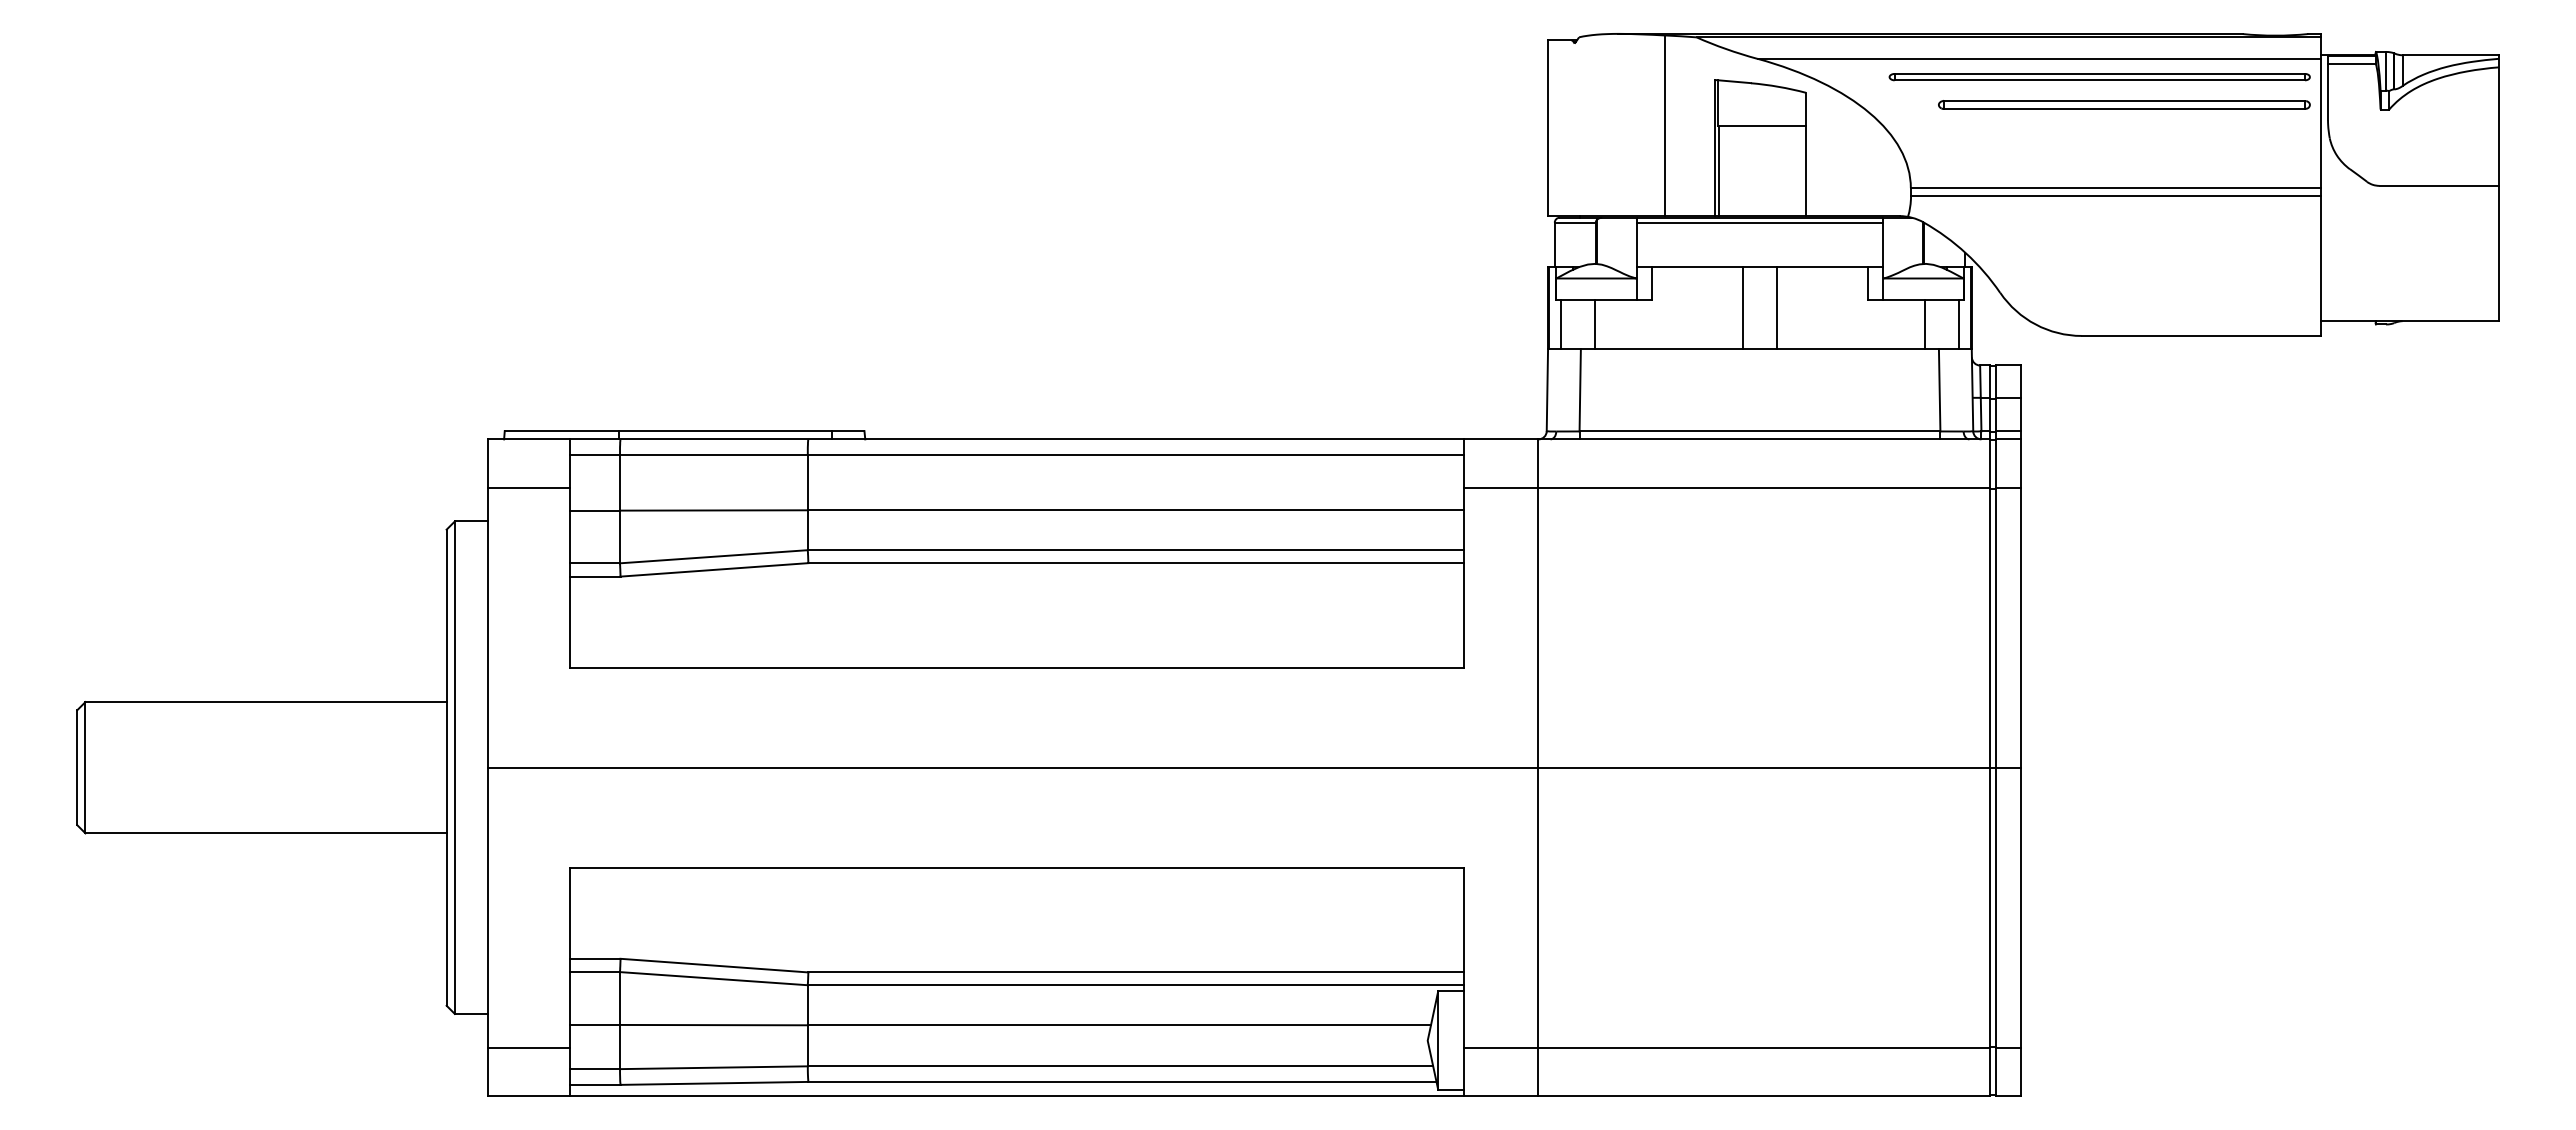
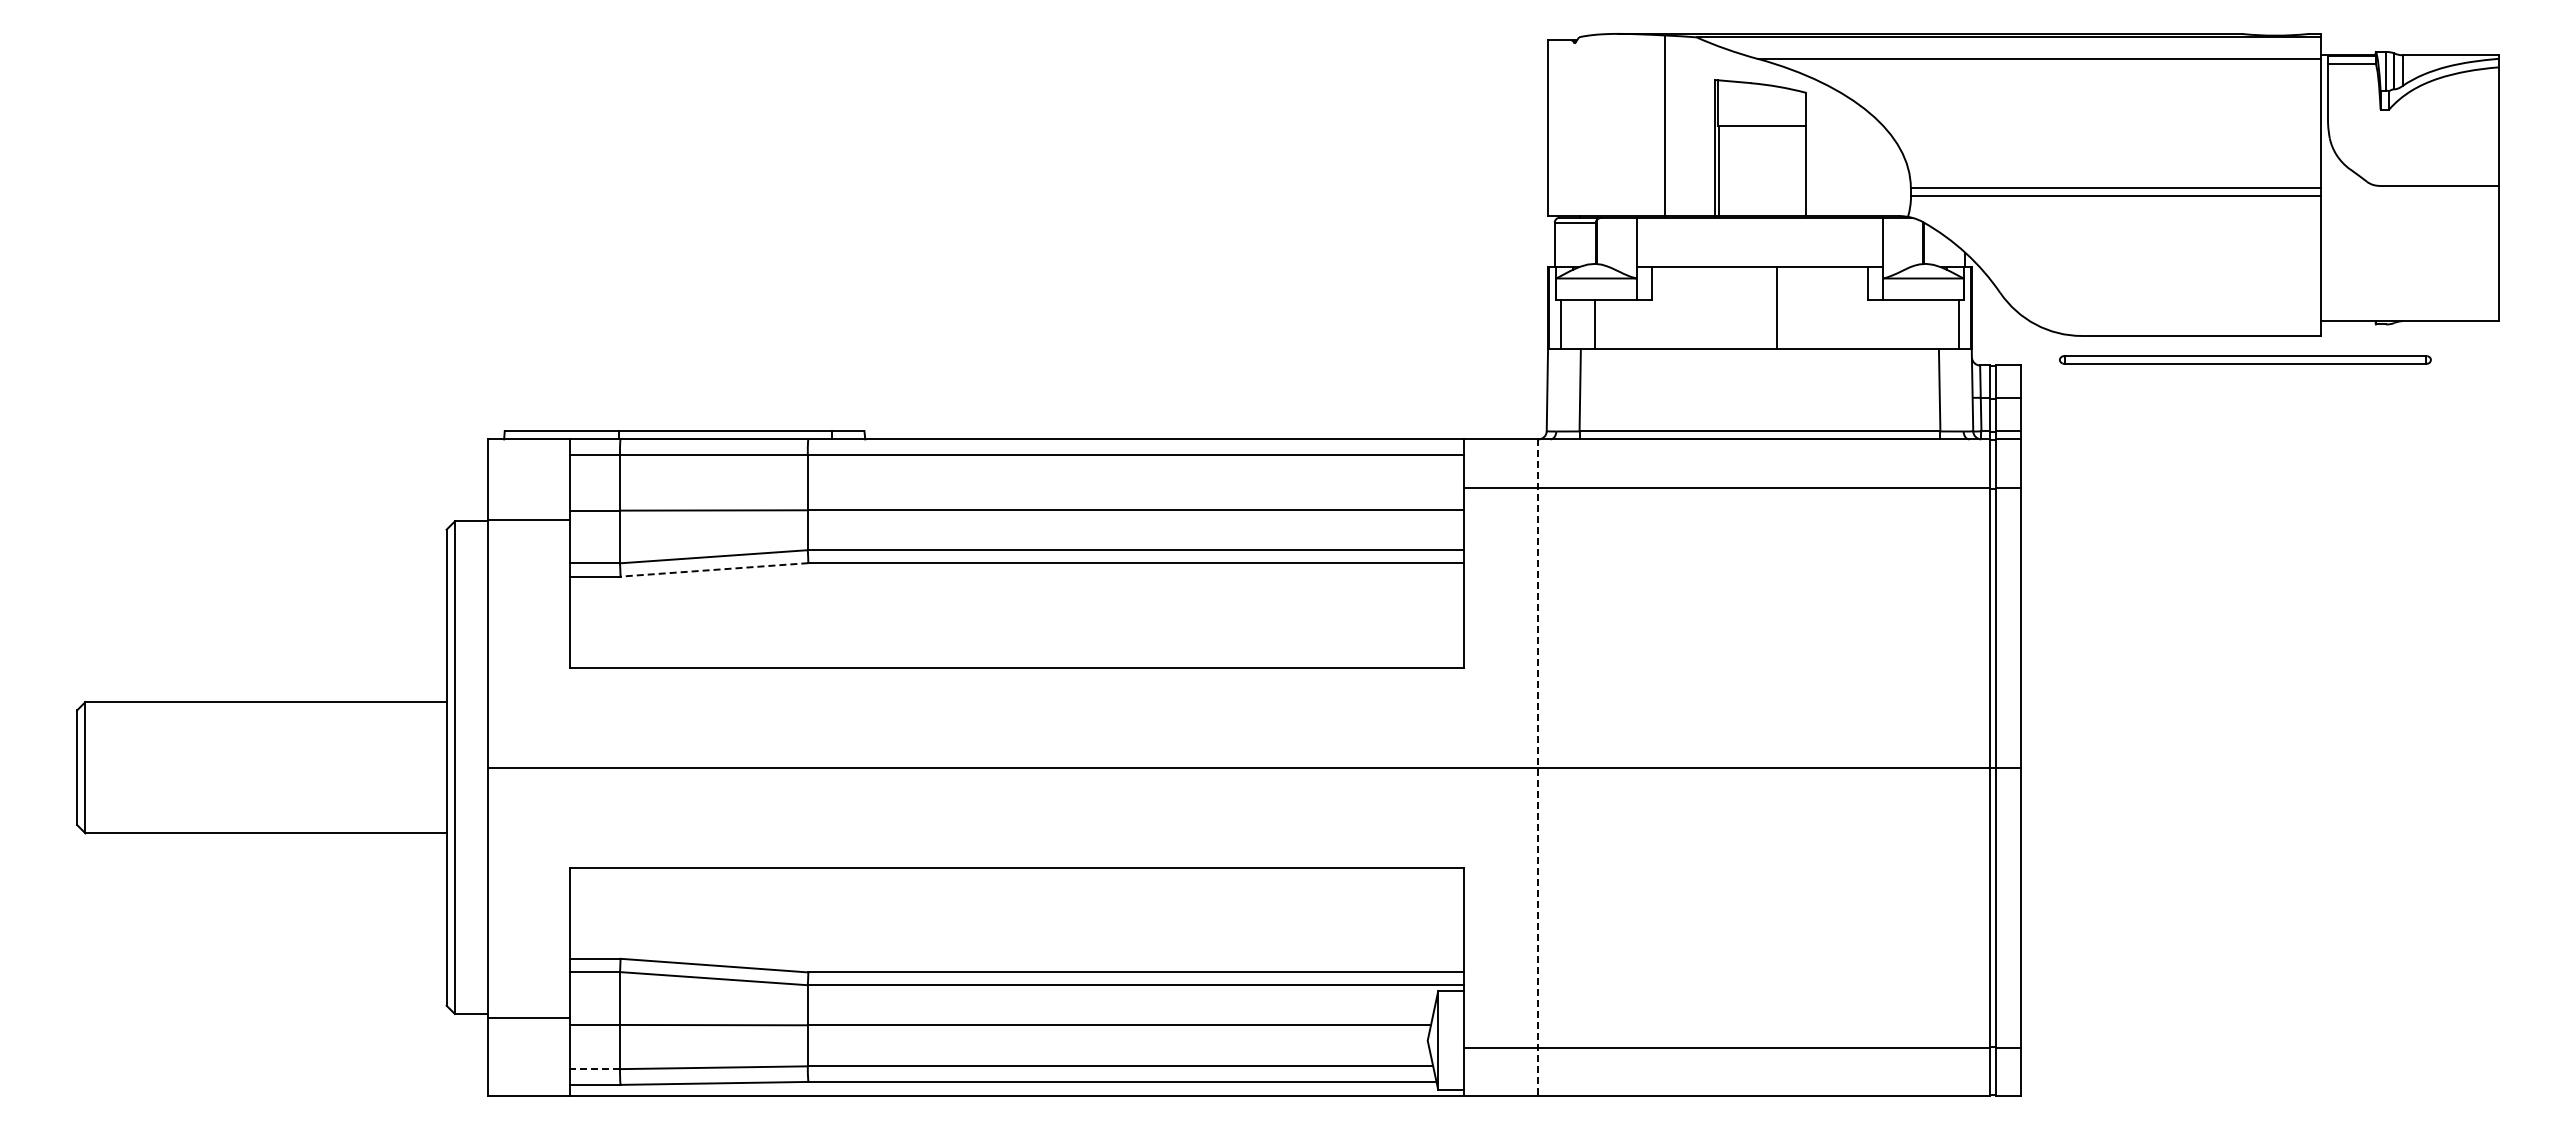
part: present -> none (2099, 77)
part position: (2124, 104) -> (2245, 359) (2245, 359)
line: present -> none (1759, 222)
line: present -> none (1743, 308)
line: present -> none (1925, 324)
line position: (528, 487) -> (528, 519) (528, 519)
line: solid -> dashed (713, 569)
line: solid -> dashed (1538, 768)
line position: (528, 1047) -> (528, 1017) (528, 1017)
line: solid -> dashed (594, 1069)
